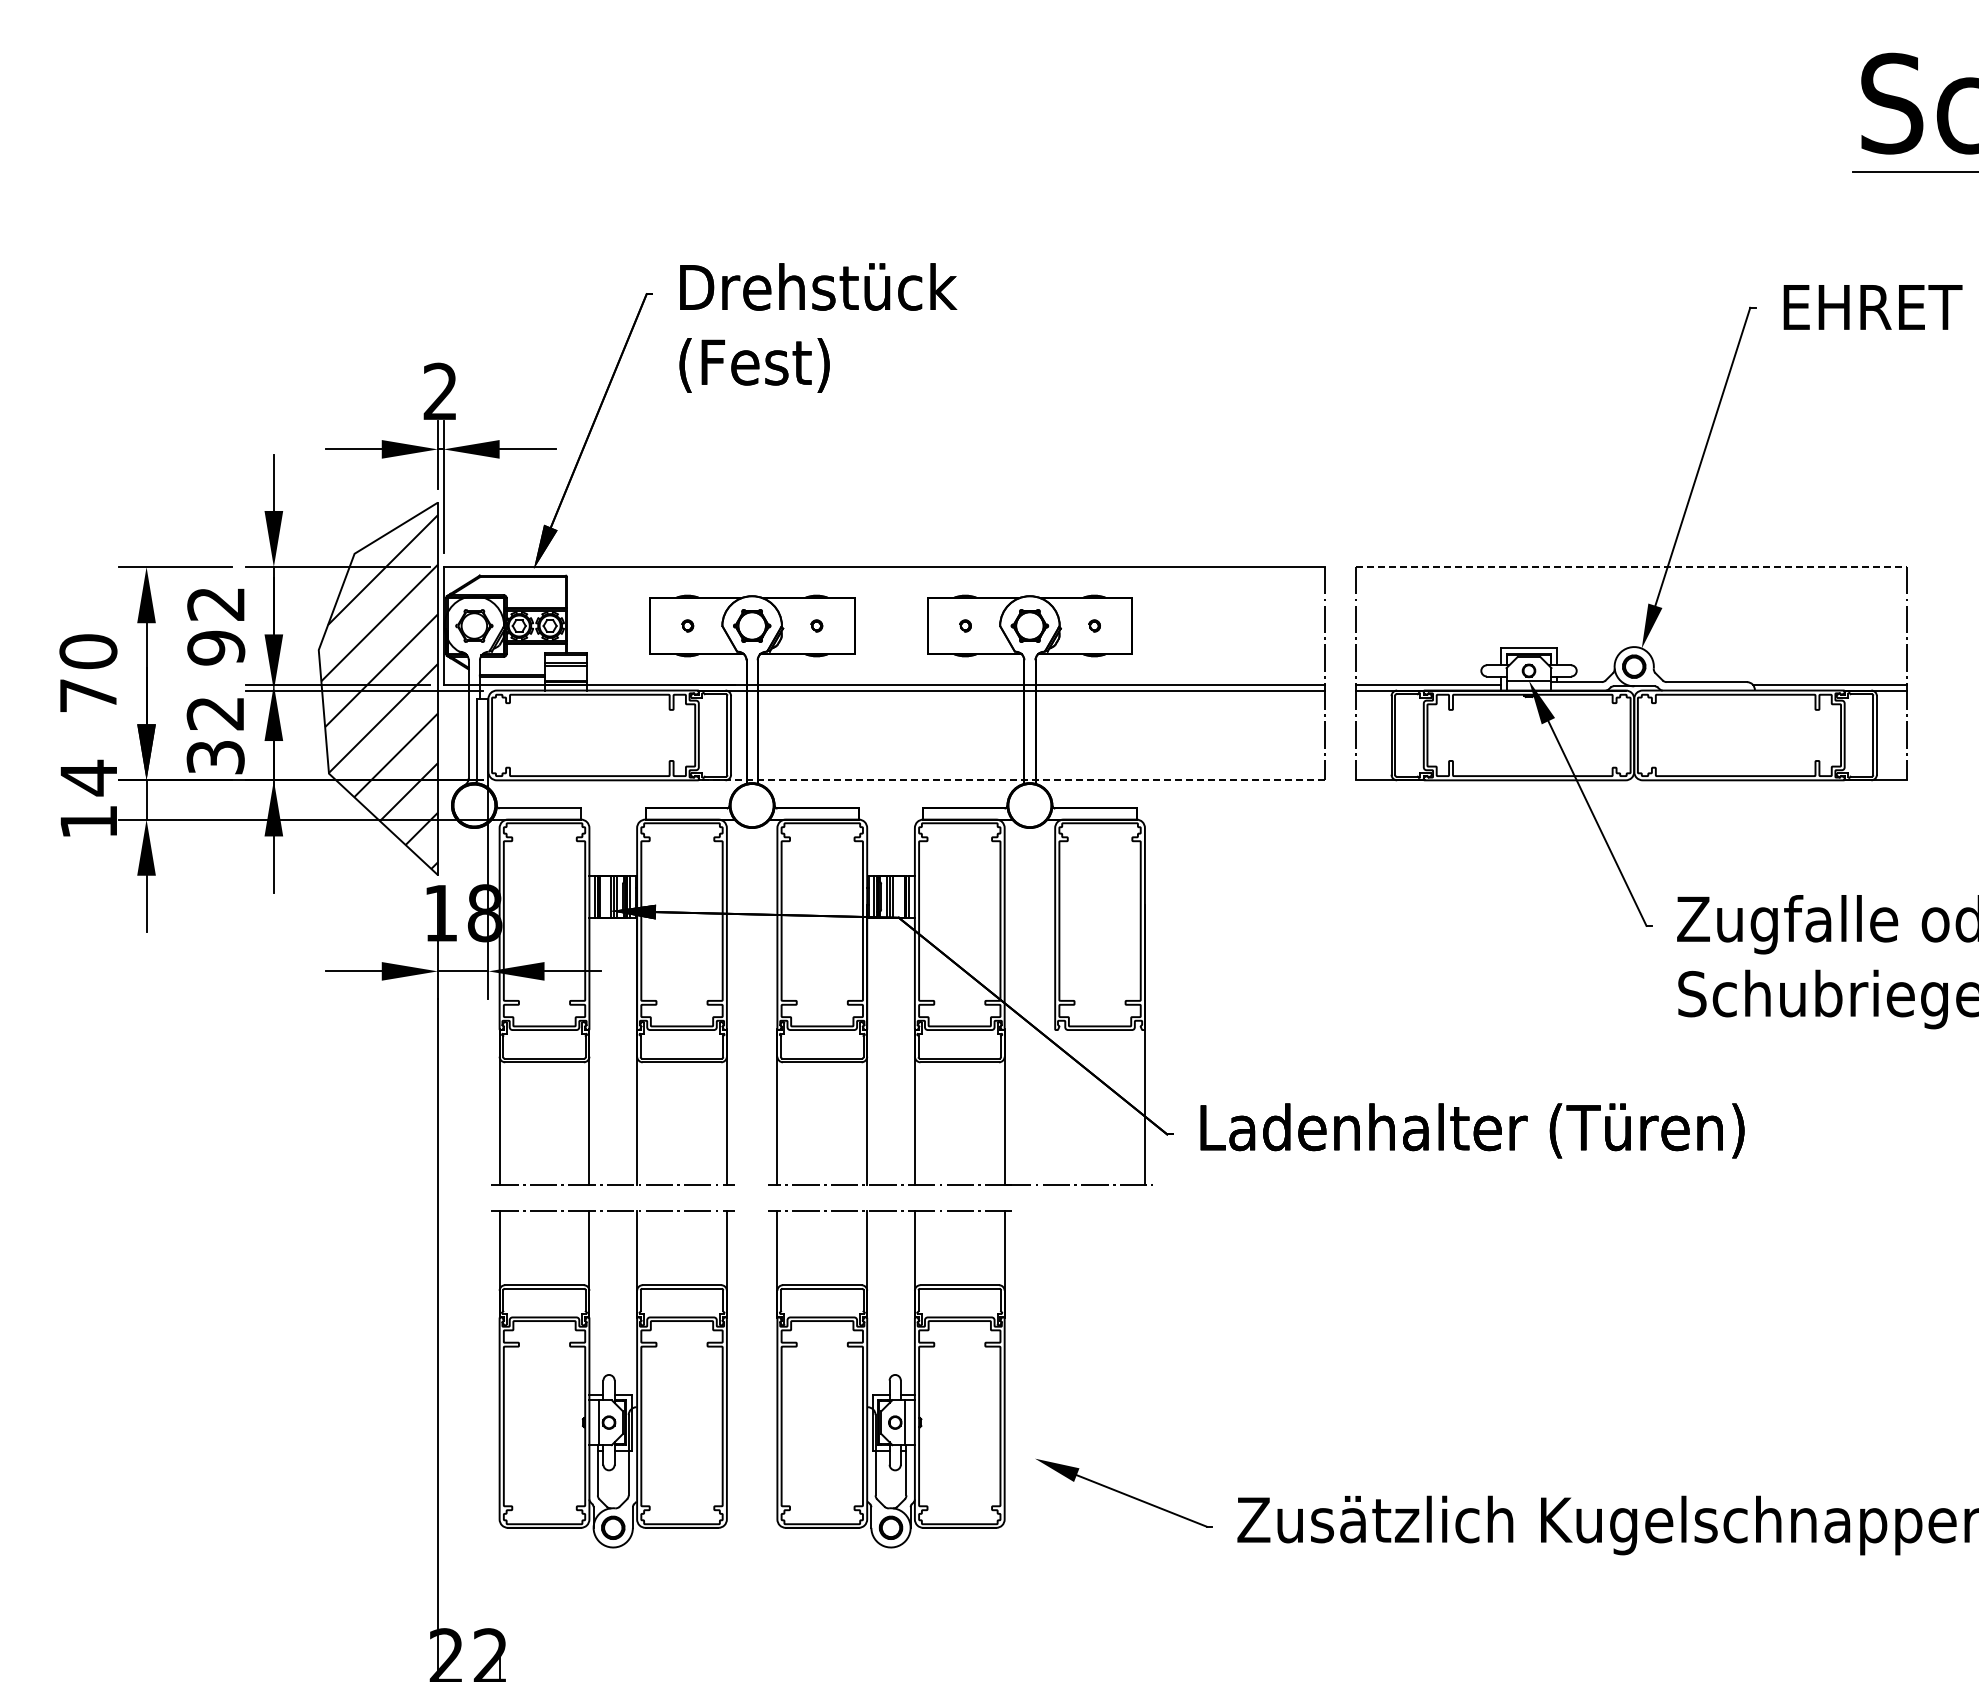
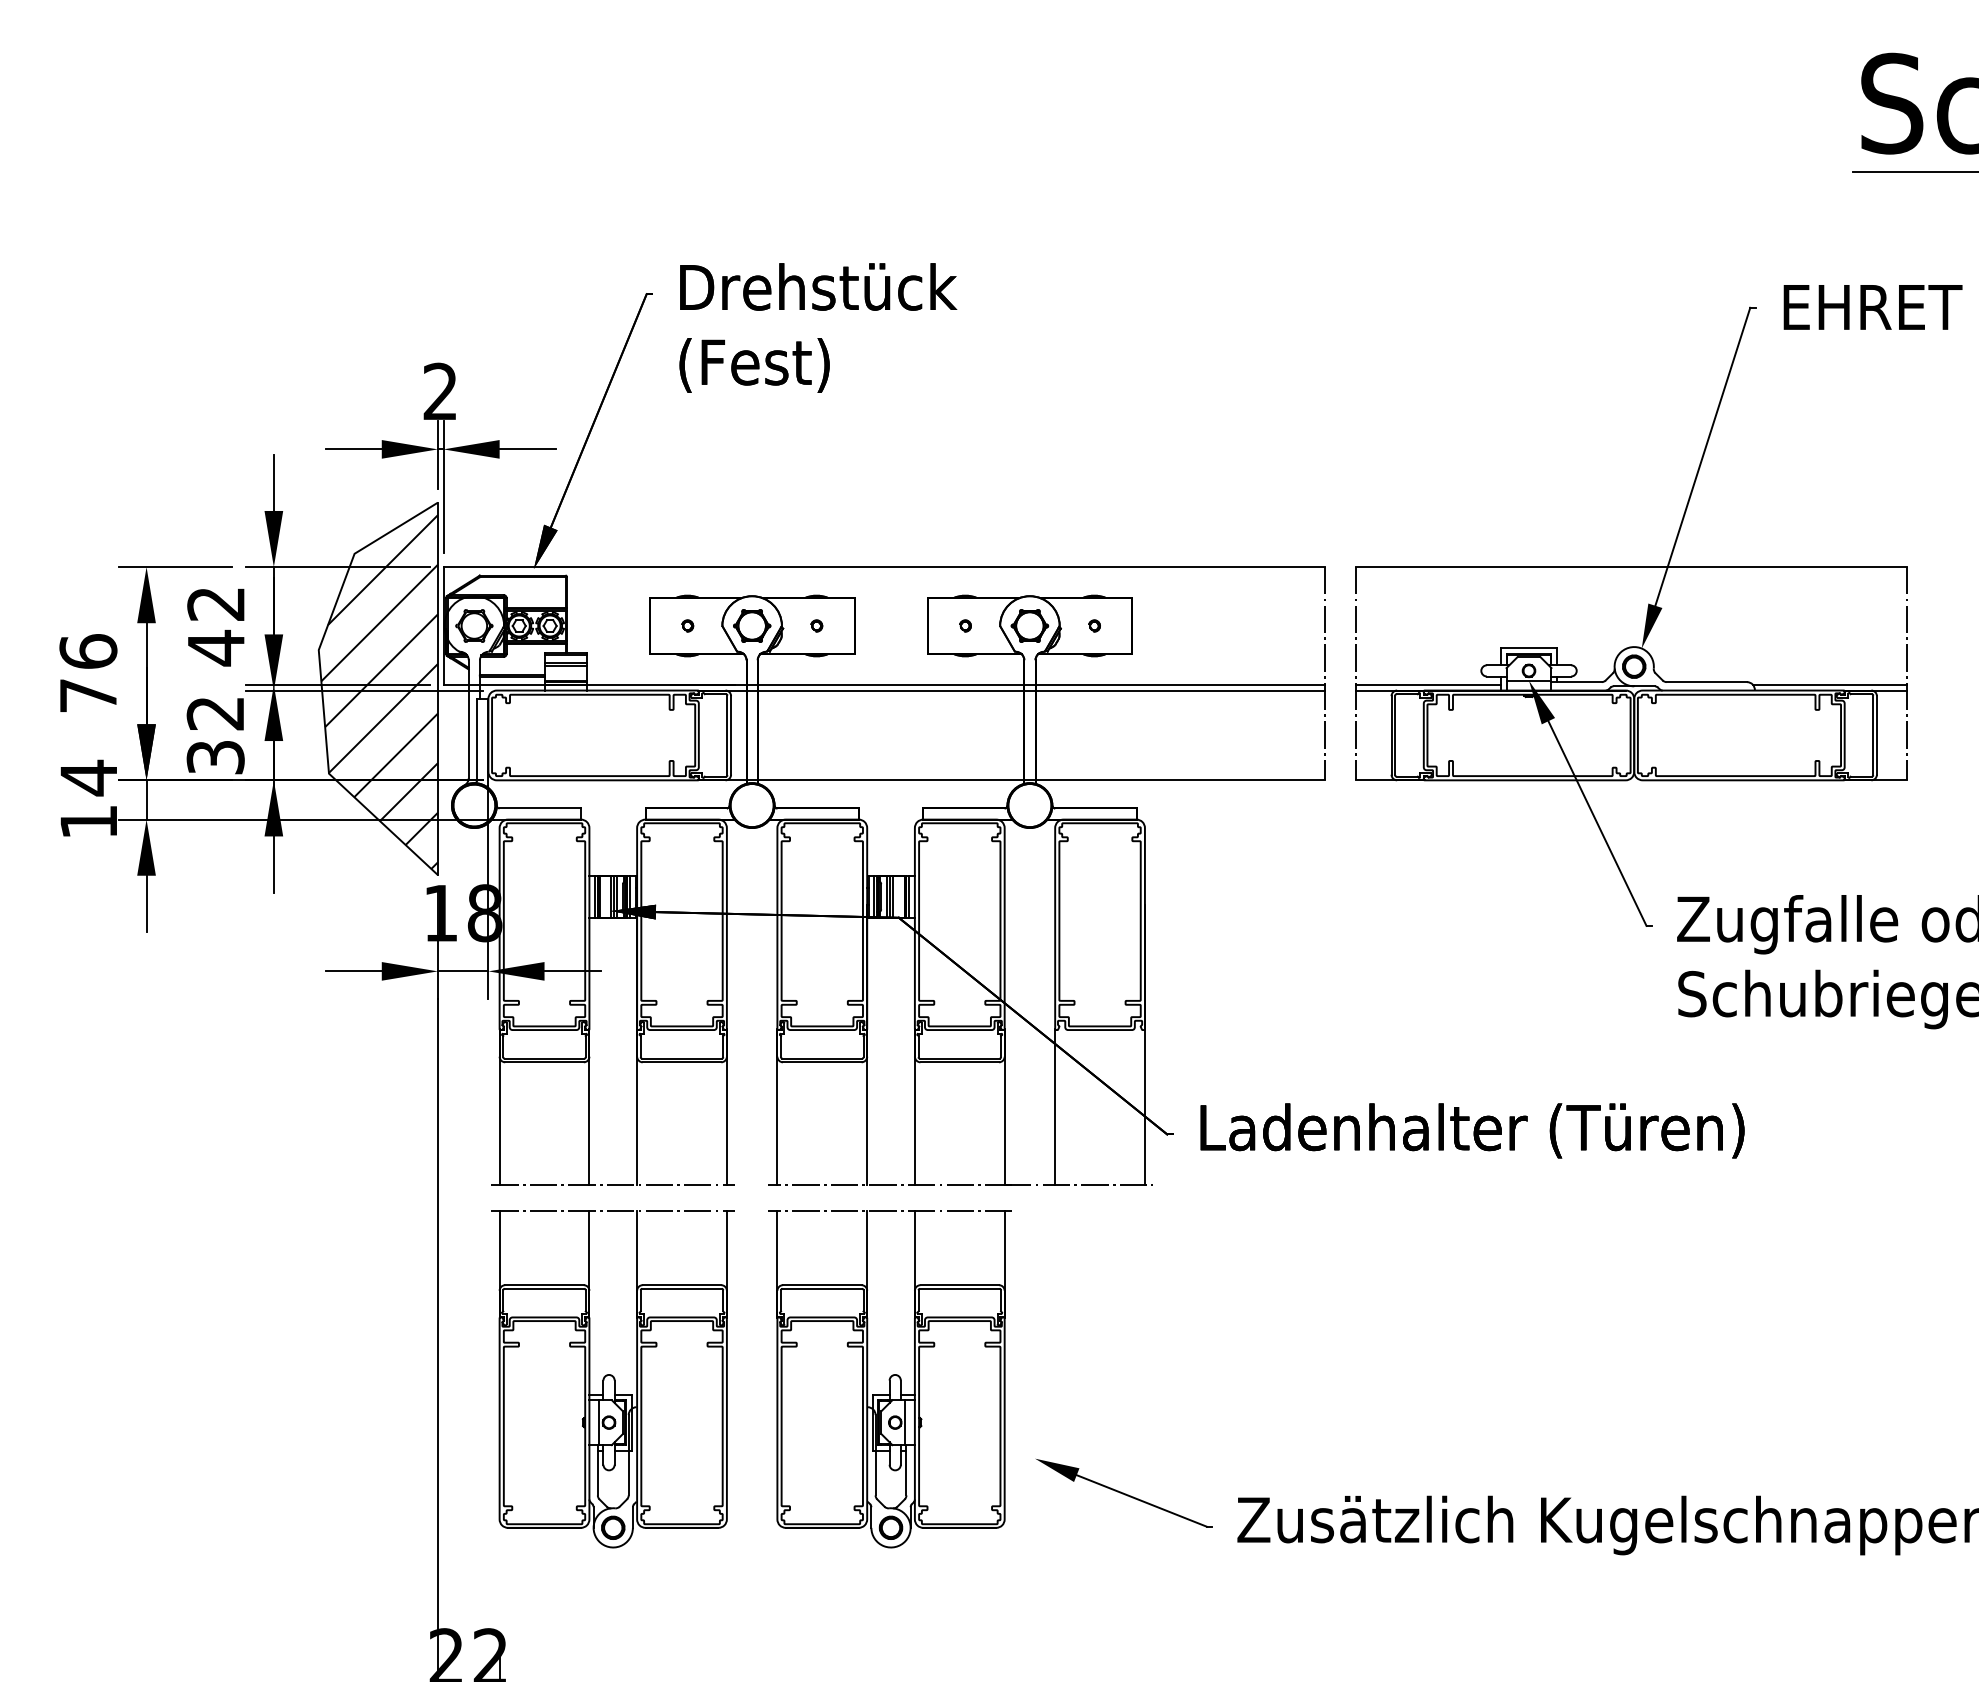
line: dashed -> solid (1632, 567)
text: 92 -> 42 (216, 647)
text: 70 -> 76 (88, 651)
line: dashed -> solid (1011, 780)
line: none -> present (1055, 1107)
